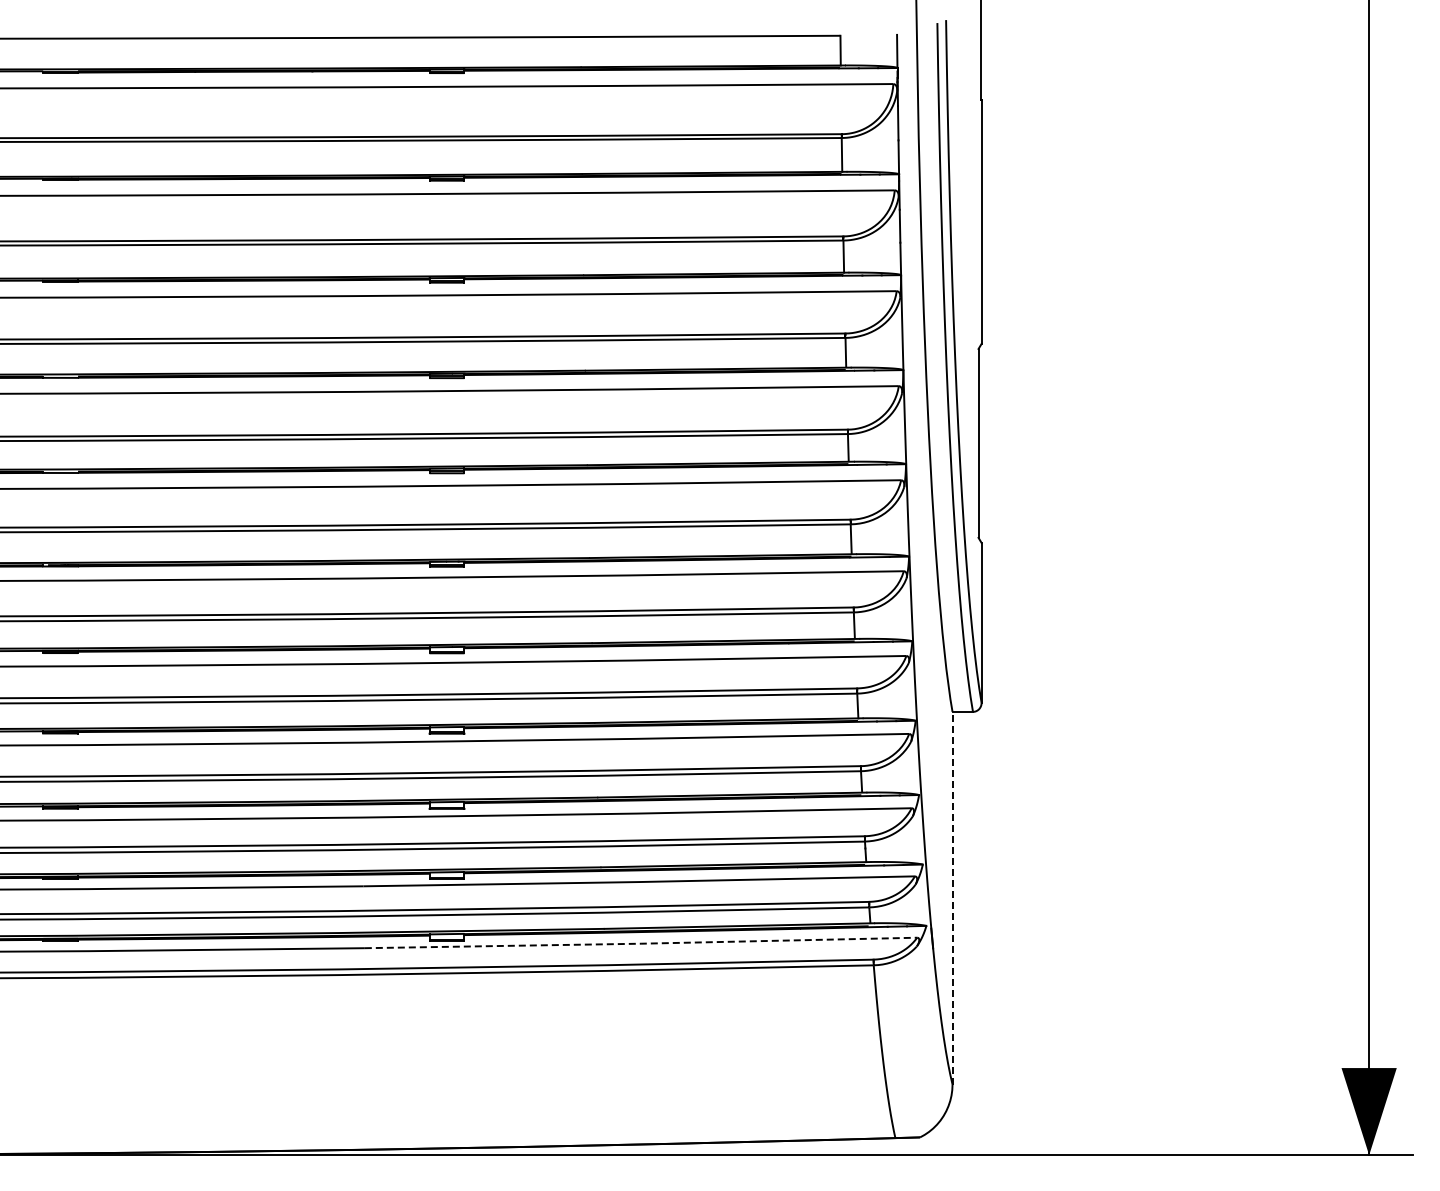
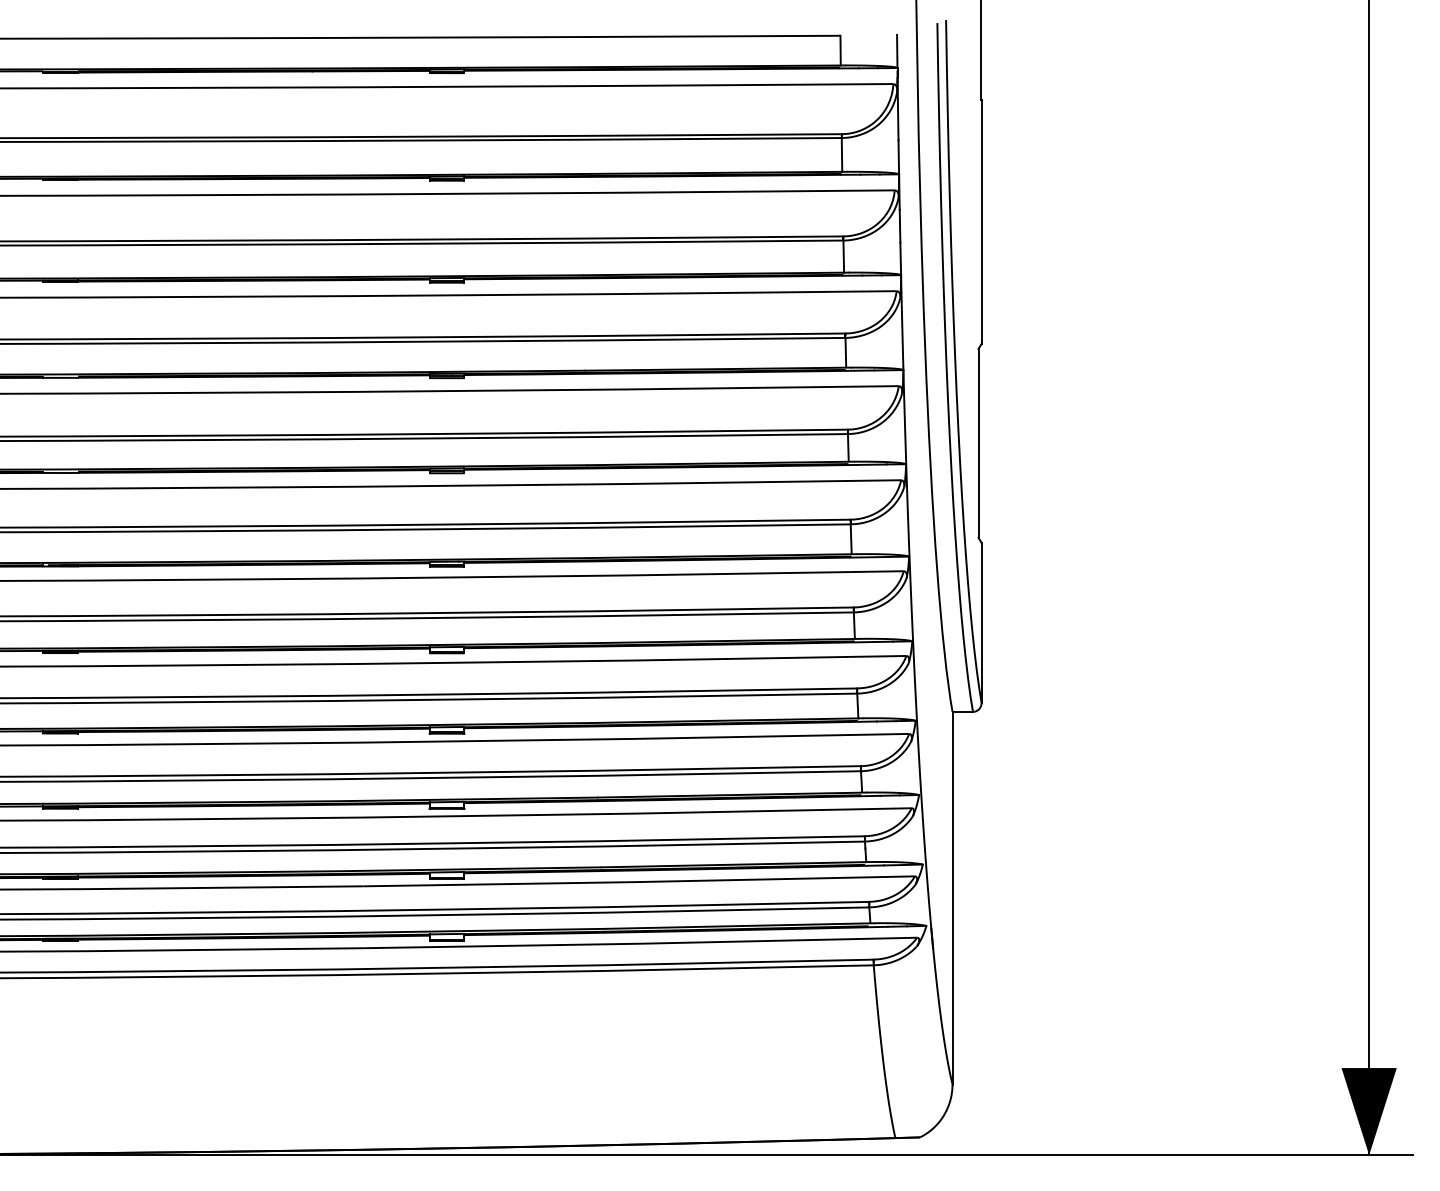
line: dashed -> solid (952, 897)
line: dashed -> solid (641, 943)
